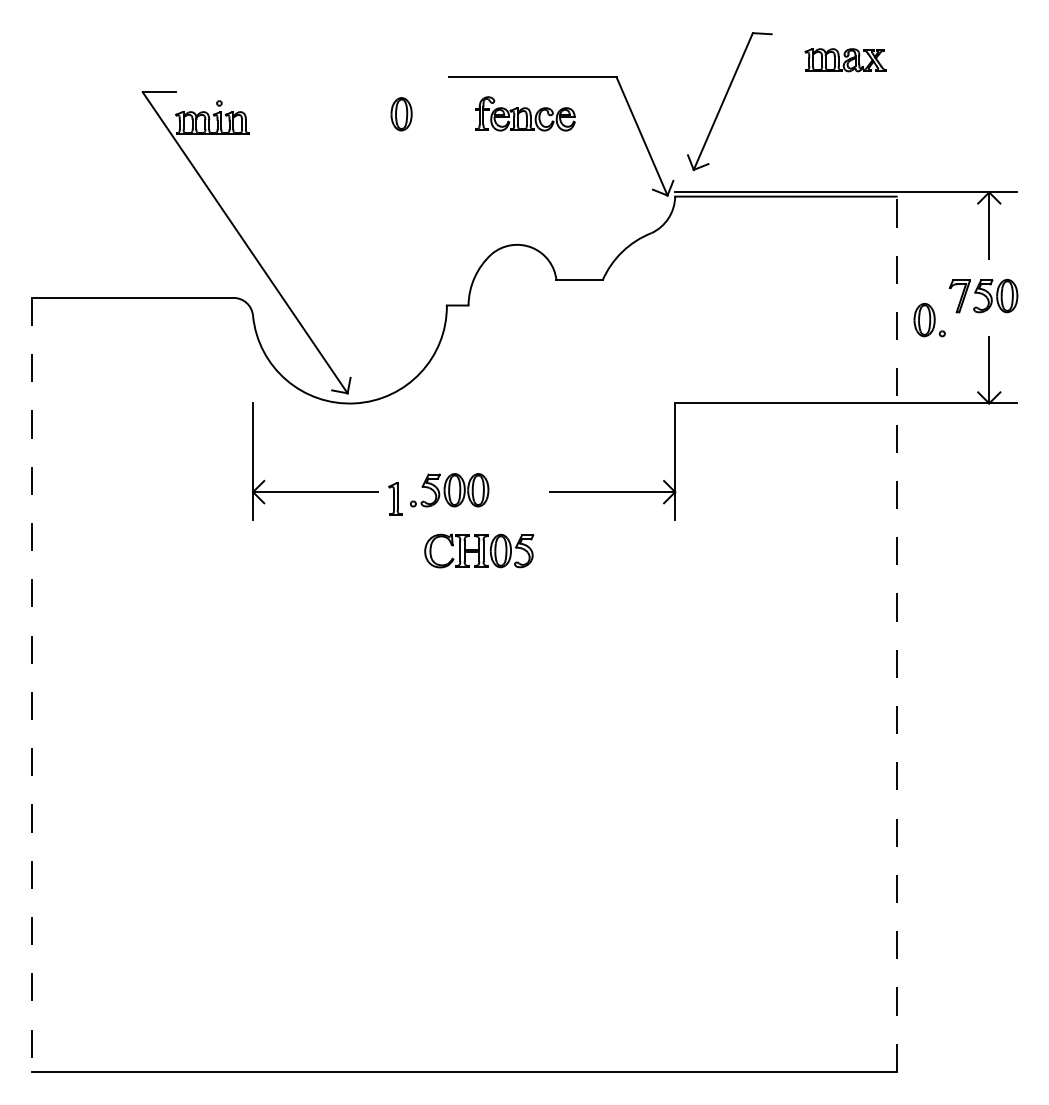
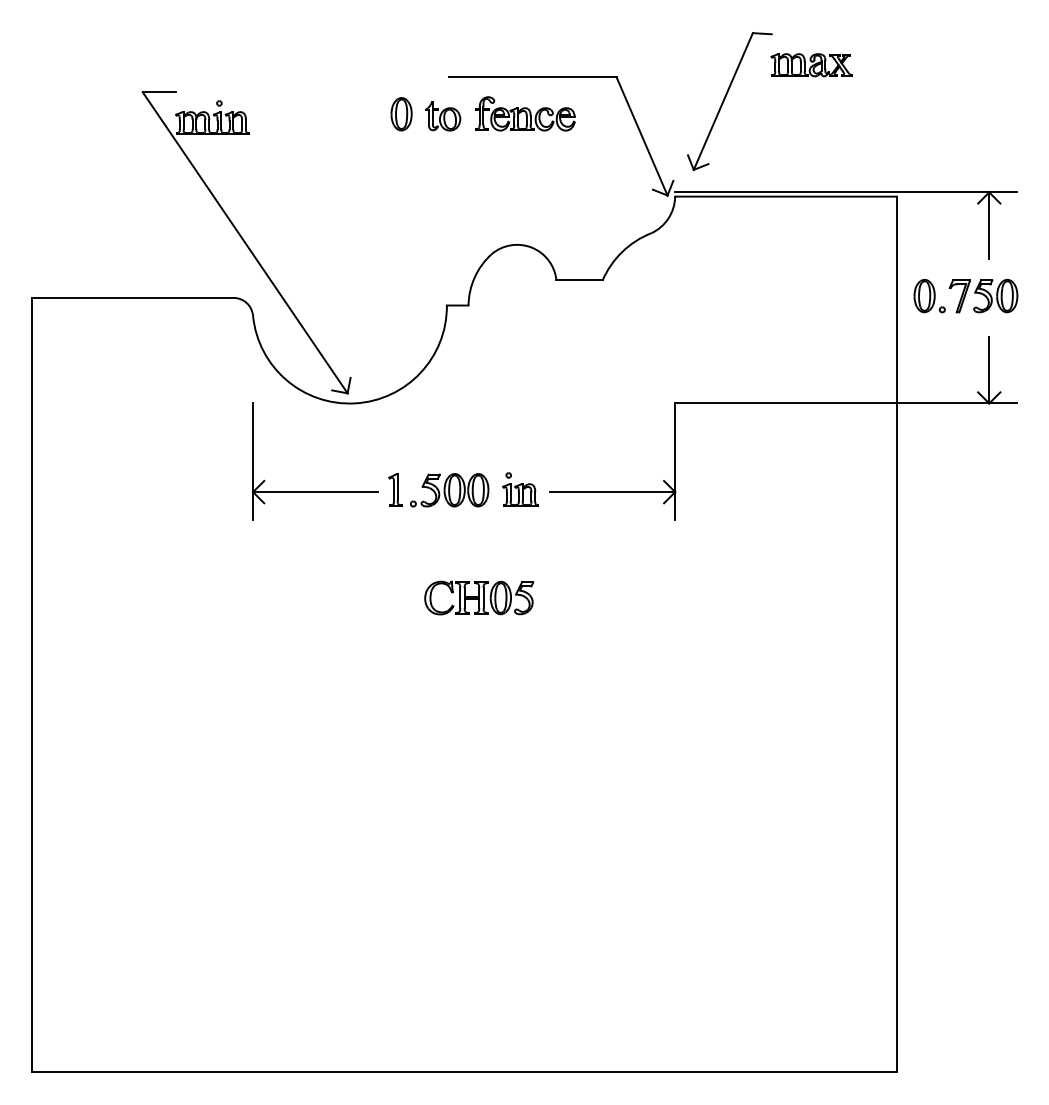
part position: (845, 60) -> (811, 65) (811, 65)
part: none -> present (443, 116)
part position: (929, 320) -> (929, 296) (929, 296)
part: none -> present (520, 489)
part position: (395, 498) -> (395, 489) (395, 489)
part position: (479, 550) -> (479, 597) (479, 597)
line: dashed -> solid (896, 634)
line: dashed -> solid (31, 684)
